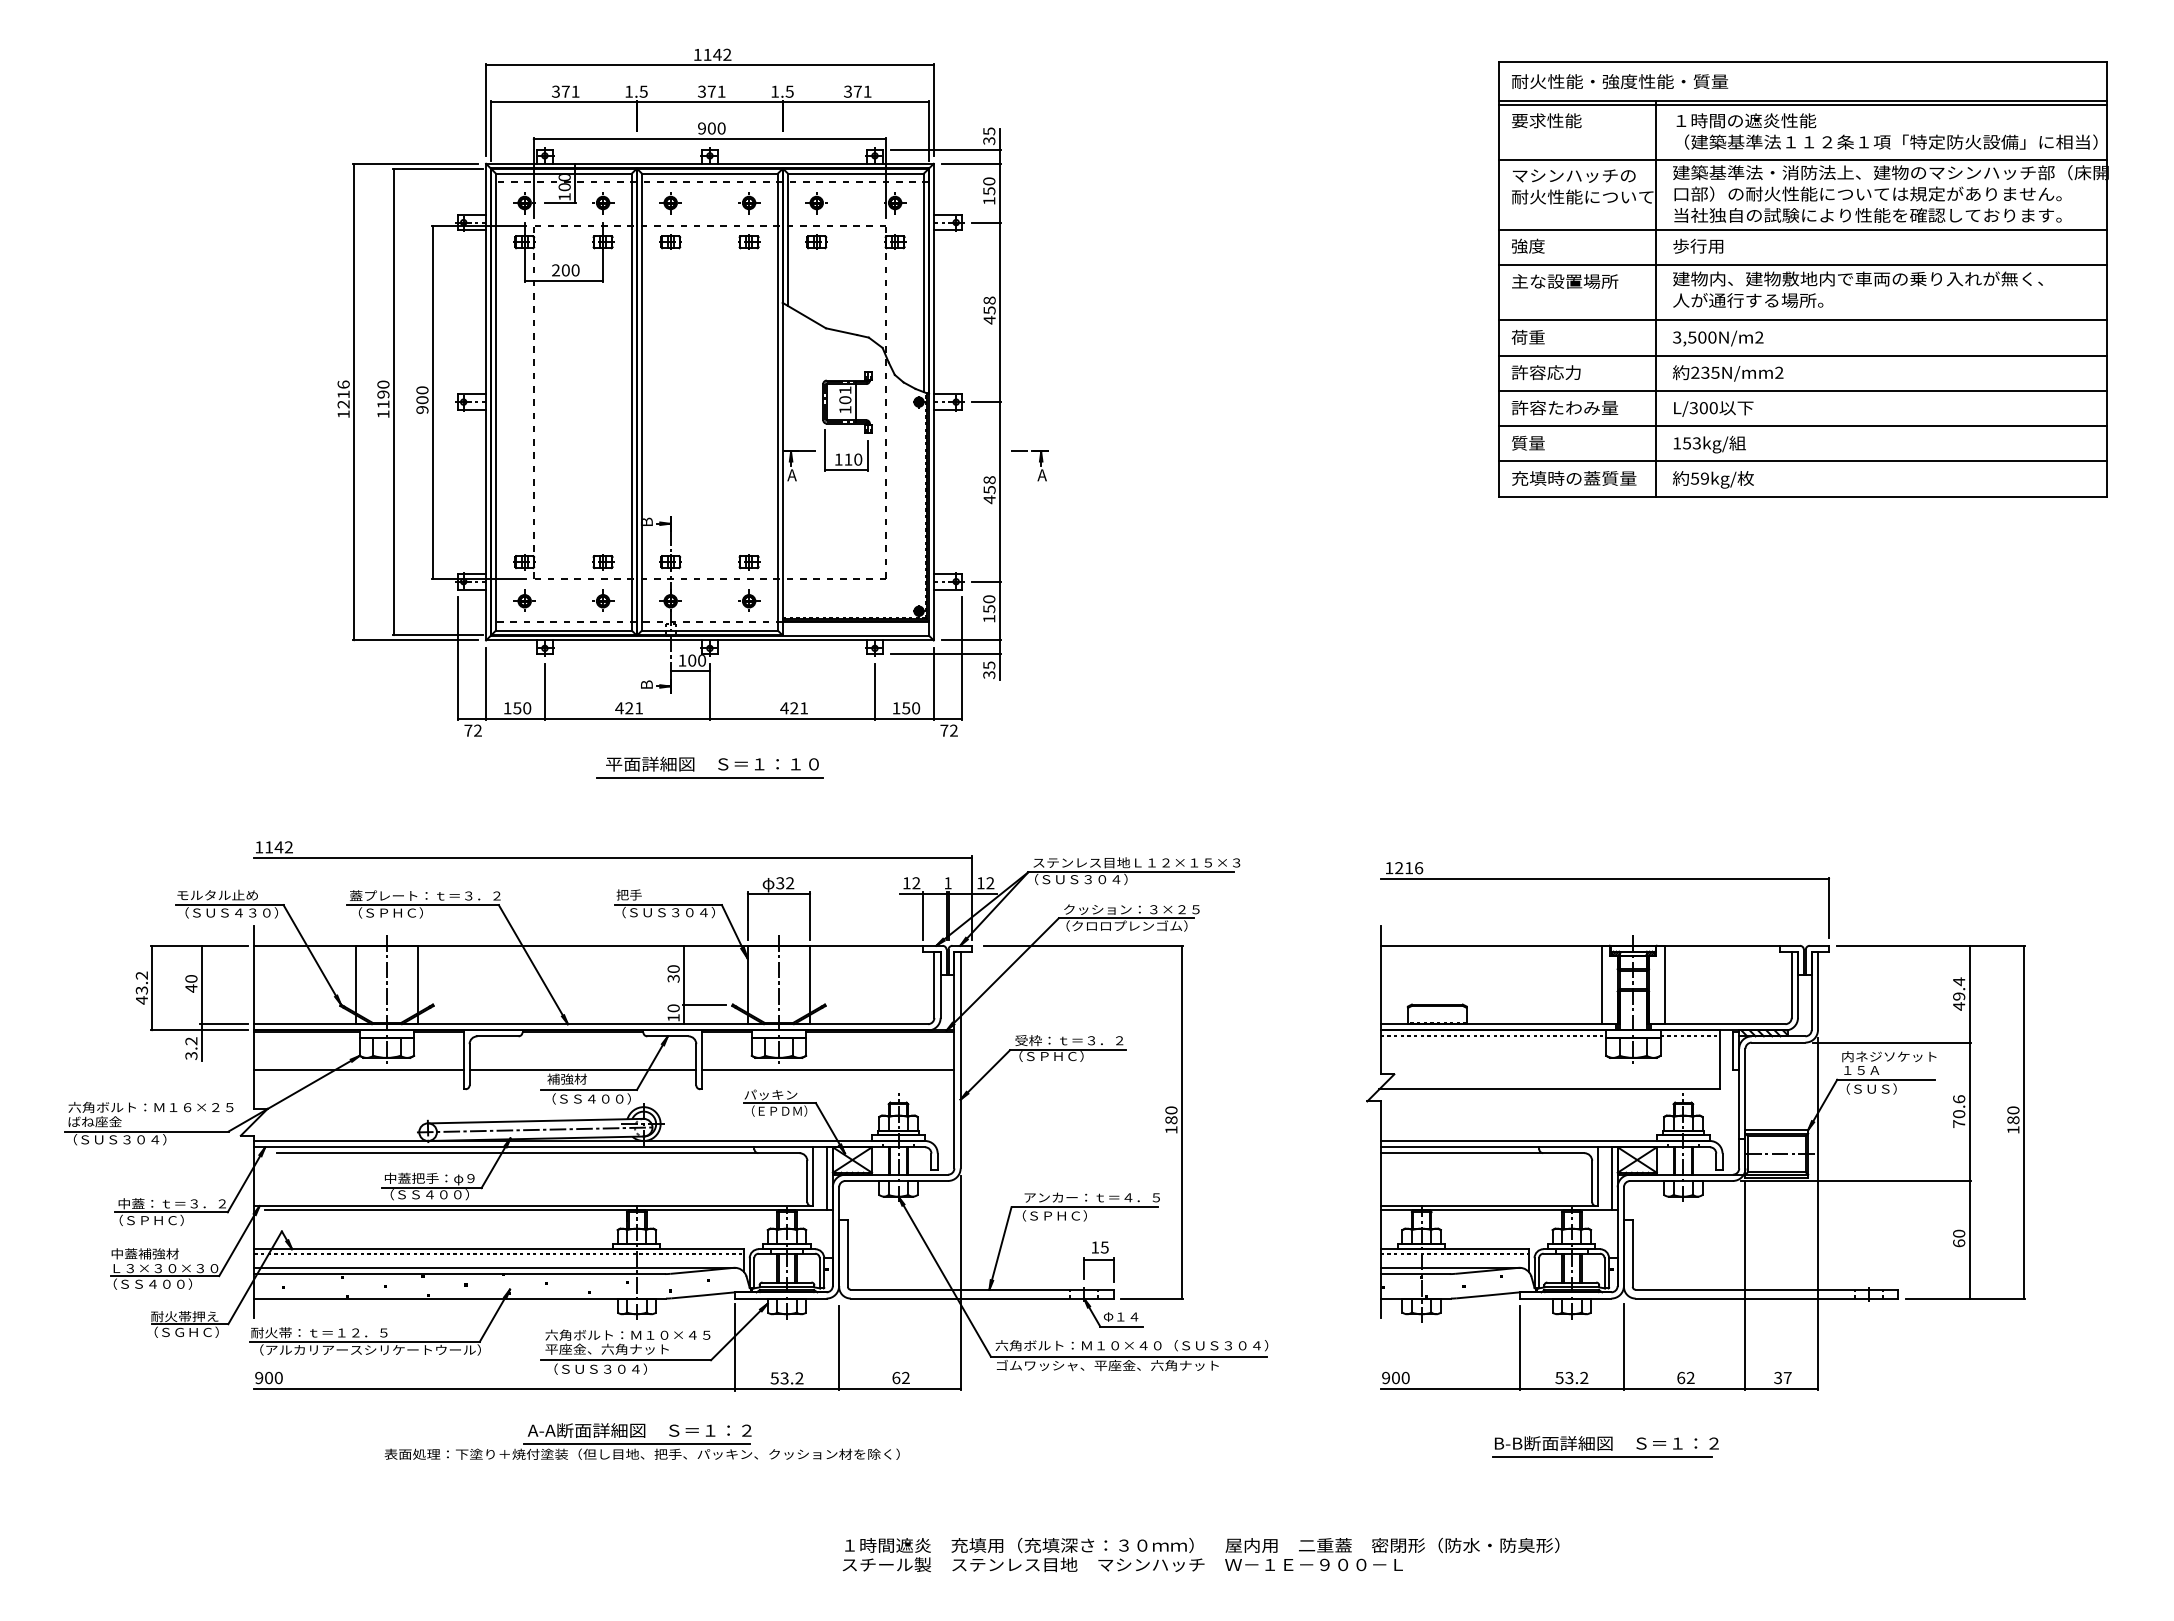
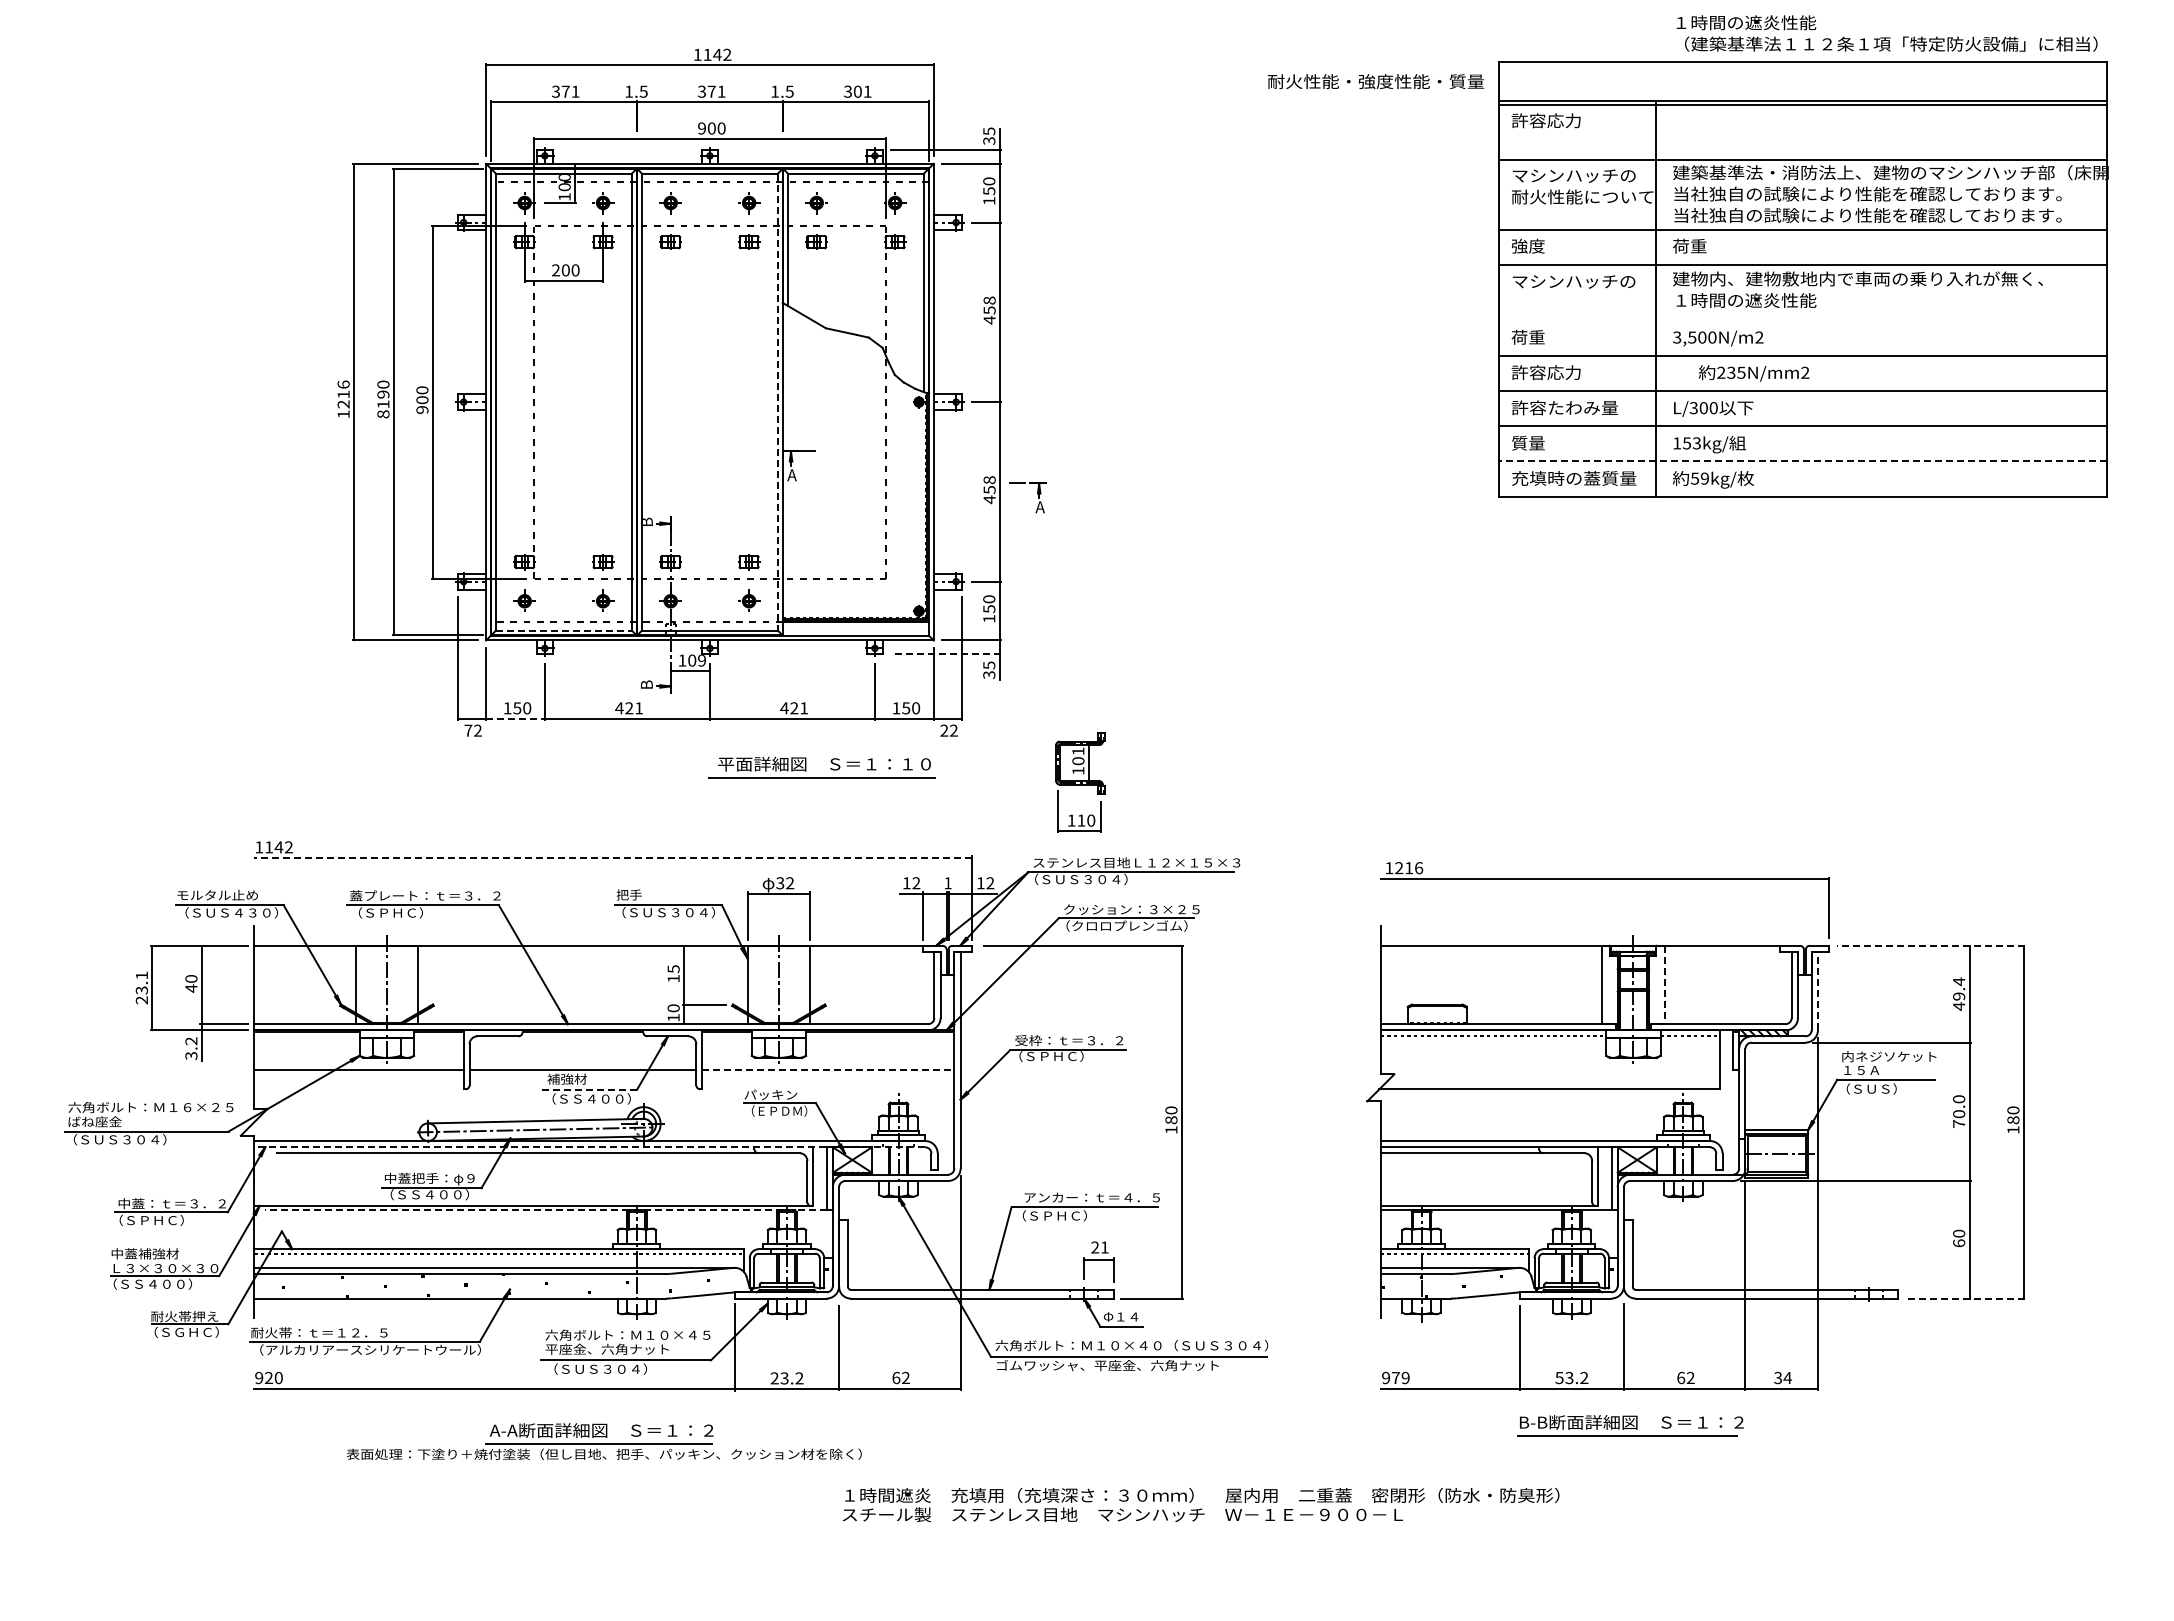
text position: (1620, 81) -> (1376, 81) (1376, 81)
text: 371 -> 301 (857, 91)
text: 要求性能 -> 許容応力 (1546, 120)
text position: (1886, 131) -> (1886, 33) (1886, 33)
text: 口部）の耐火性能については規定がありません。 -> 当社独自の試験により性能を確認しております。 (1864, 193)
text: 歩行用 -> 荷重 (1698, 245)
text: 主な設置場所 -> マシンハッチの (1573, 281)
text: 人が通行する場所。 -> １時間の遮炎性能 (1748, 300)
line: present -> none (1802, 320)
text position: (1728, 373) -> (1754, 373) (1754, 373)
line: solid -> dashed (777, 402)
text: 1190 -> 8190 (383, 414)
part position: (847, 421) -> (1080, 782) (1080, 782)
line: solid -> dashed (1803, 461)
part position: (1039, 462) -> (1037, 494) (1037, 494)
line: solid -> dashed (564, 630)
line: solid -> dashed (945, 654)
text: 100 -> 109 (702, 660)
line: solid -> dashed (515, 718)
text: 72 -> 22 (944, 730)
part position: (718, 768) -> (830, 768) (830, 768)
line: solid -> dashed (613, 857)
line: solid -> dashed (1931, 945)
text: 30 -> 15 (673, 973)
line: solid -> dashed (1664, 985)
text: 43.2 -> 23.1 (141, 987)
line: solid -> dashed (1817, 990)
line: solid -> dashed (828, 1069)
line: solid -> dashed (589, 1089)
text: 70.6 -> 70.0 (1959, 1099)
line: solid -> dashed (589, 1147)
line: solid -> dashed (545, 1210)
text: 15 -> 21 (1099, 1247)
line: solid -> dashed (1965, 1298)
text: 900 -> 979 (1400, 1377)
text: 37 -> 34 (1787, 1377)
text: 900 -> 920 (268, 1378)
text: 53.2 -> 23.2 (774, 1378)
part position: (641, 1441) -> (603, 1441) (603, 1441)
part position: (1605, 1446) -> (1630, 1425) (1630, 1425)
text position: (1200, 1554) -> (1200, 1504) (1200, 1504)
